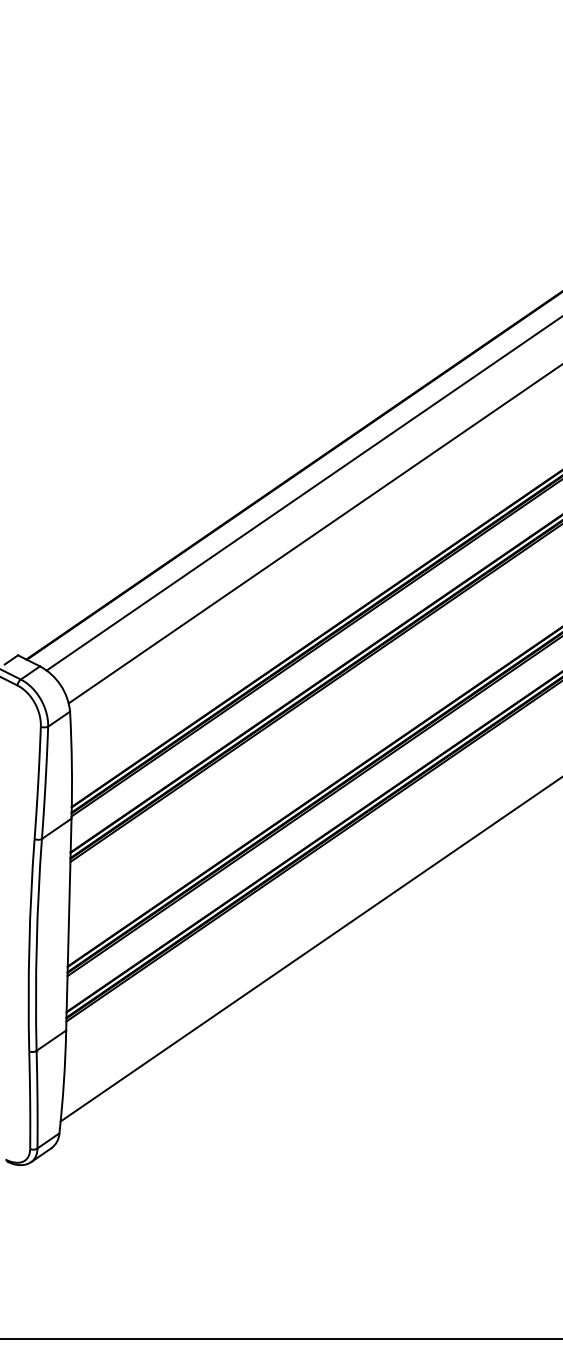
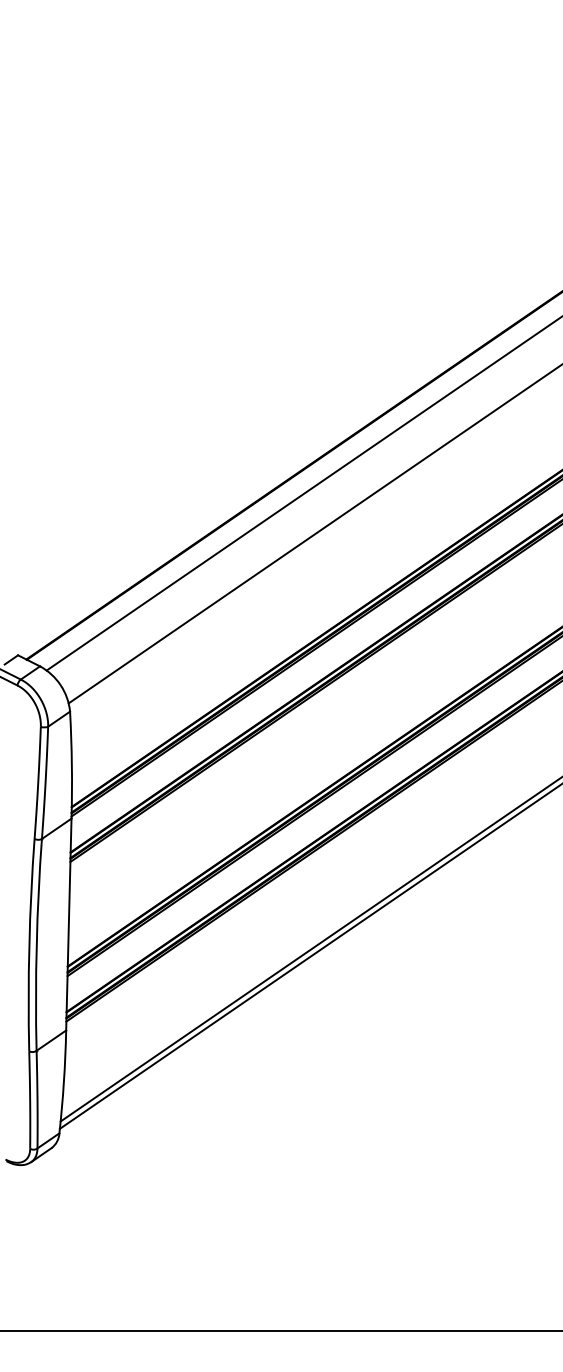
line: none -> present (309, 956)
line position: (280, 1338) -> (280, 1330) (280, 1330)
